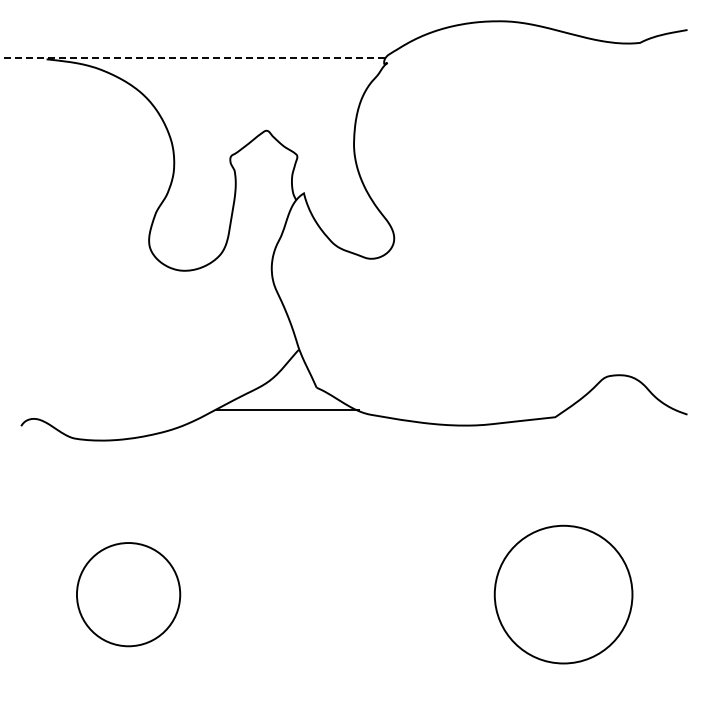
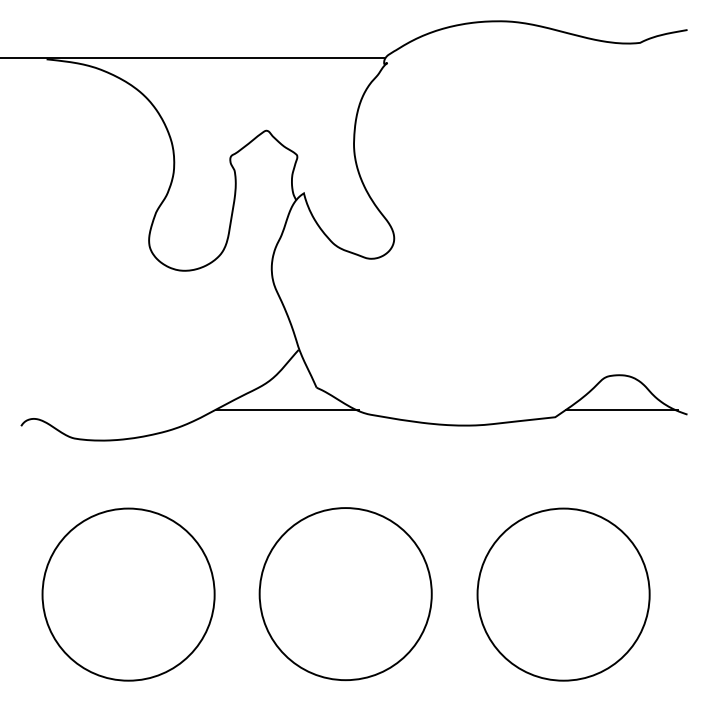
line: dashed -> solid (192, 58)
line: none -> present (621, 410)
circle diameter: 103 px -> 172 px (128, 594)
circle: none -> present (345, 594)
circle diameter: 138 px -> 172 px (563, 594)
